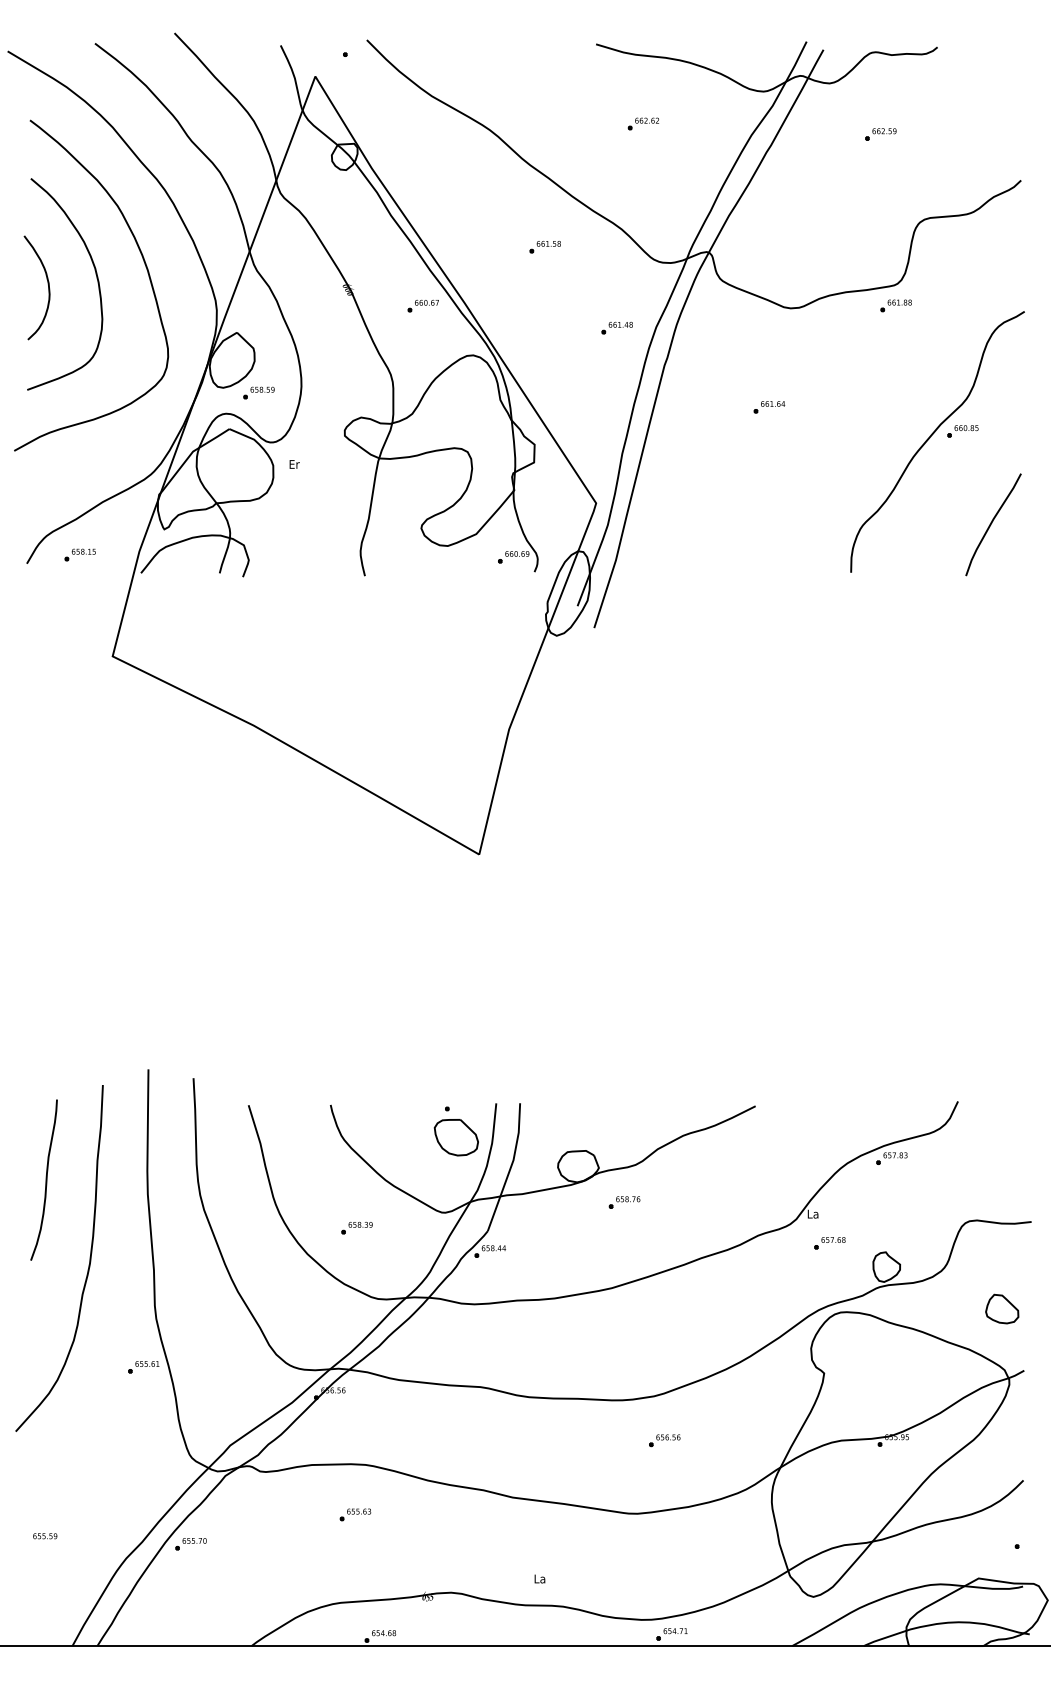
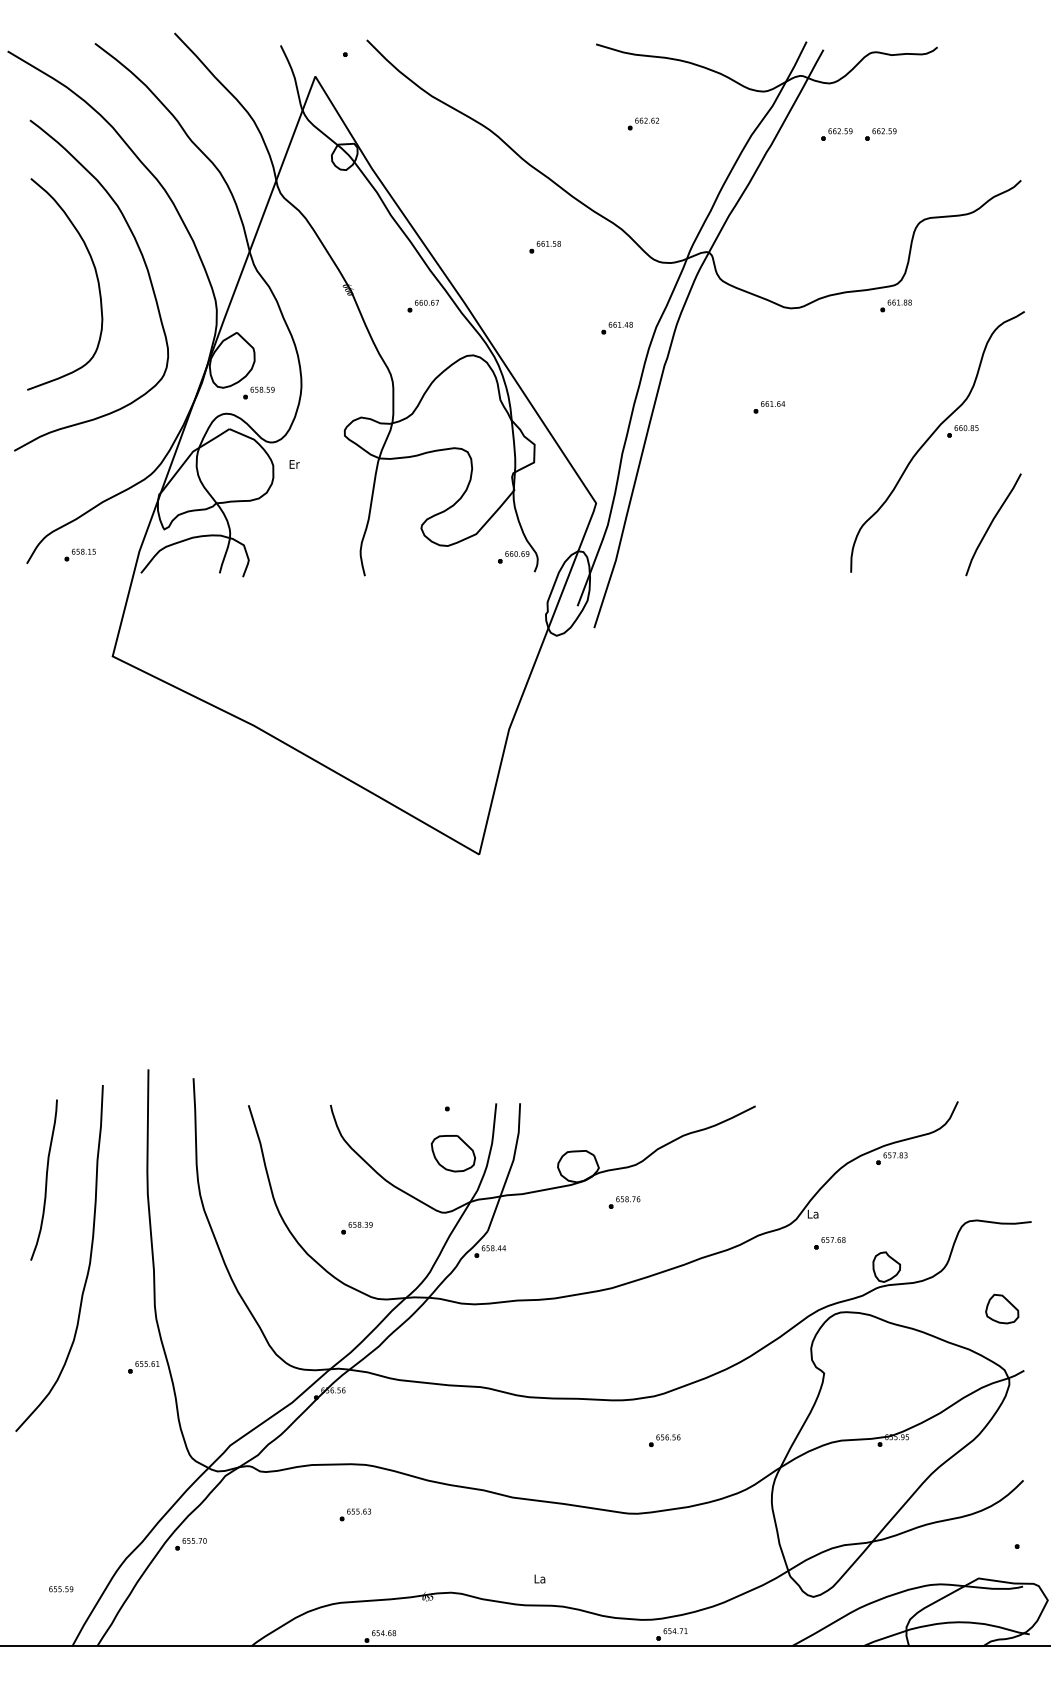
part: none -> present (836, 134)
curve: present -> none (47, 284)
part position: (455, 1137) -> (452, 1153) (452, 1153)
text position: (45, 1536) -> (61, 1589) (61, 1589)
